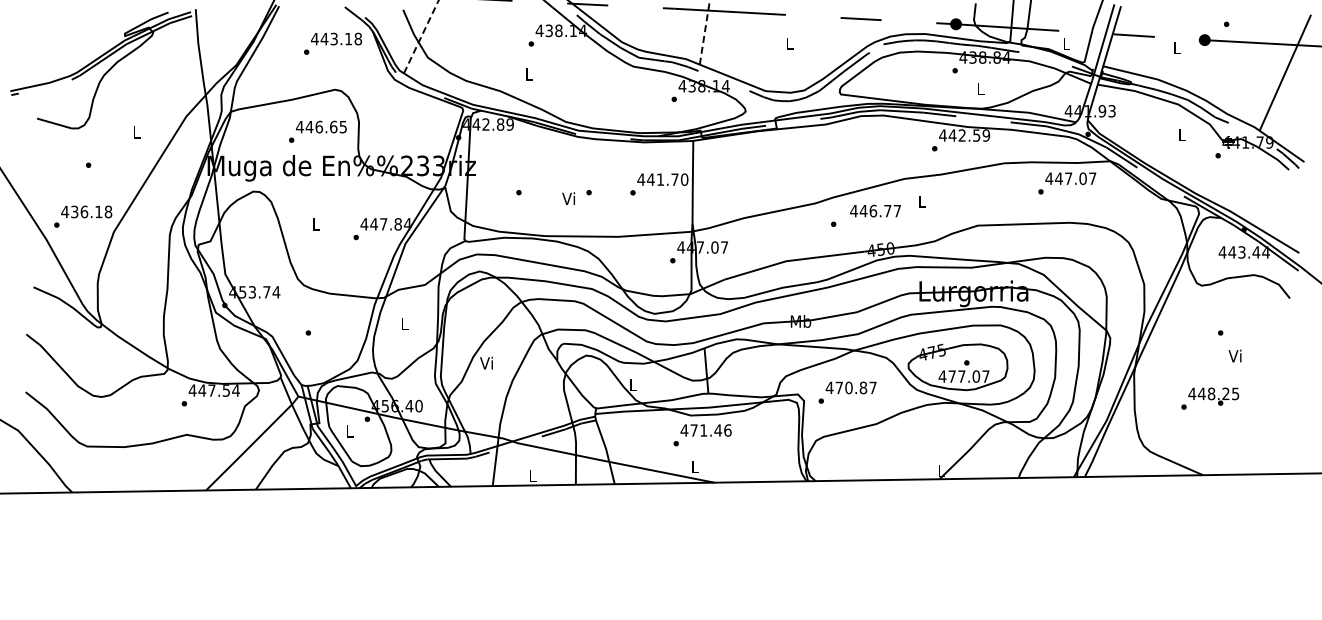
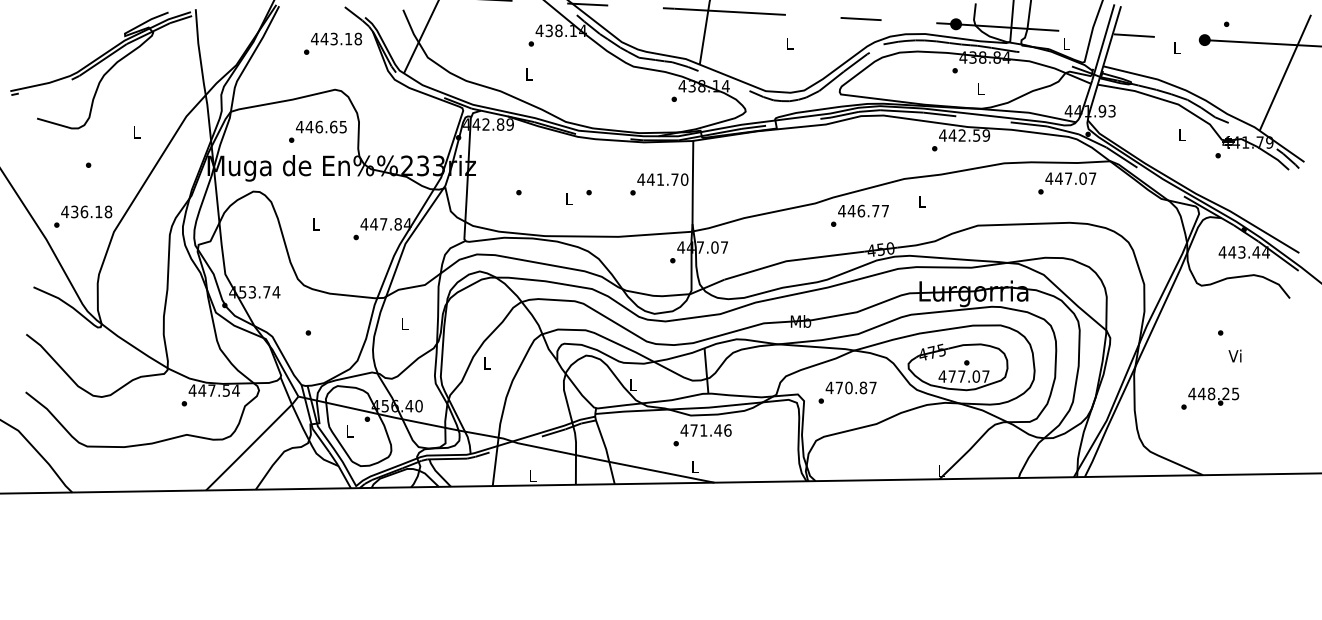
line: dashed -> solid (704, 32)
line: dashed -> solid (421, 36)
text: Vi -> L (568, 198)
text position: (875, 210) -> (863, 210) (863, 210)
text: Vi -> L (486, 362)
